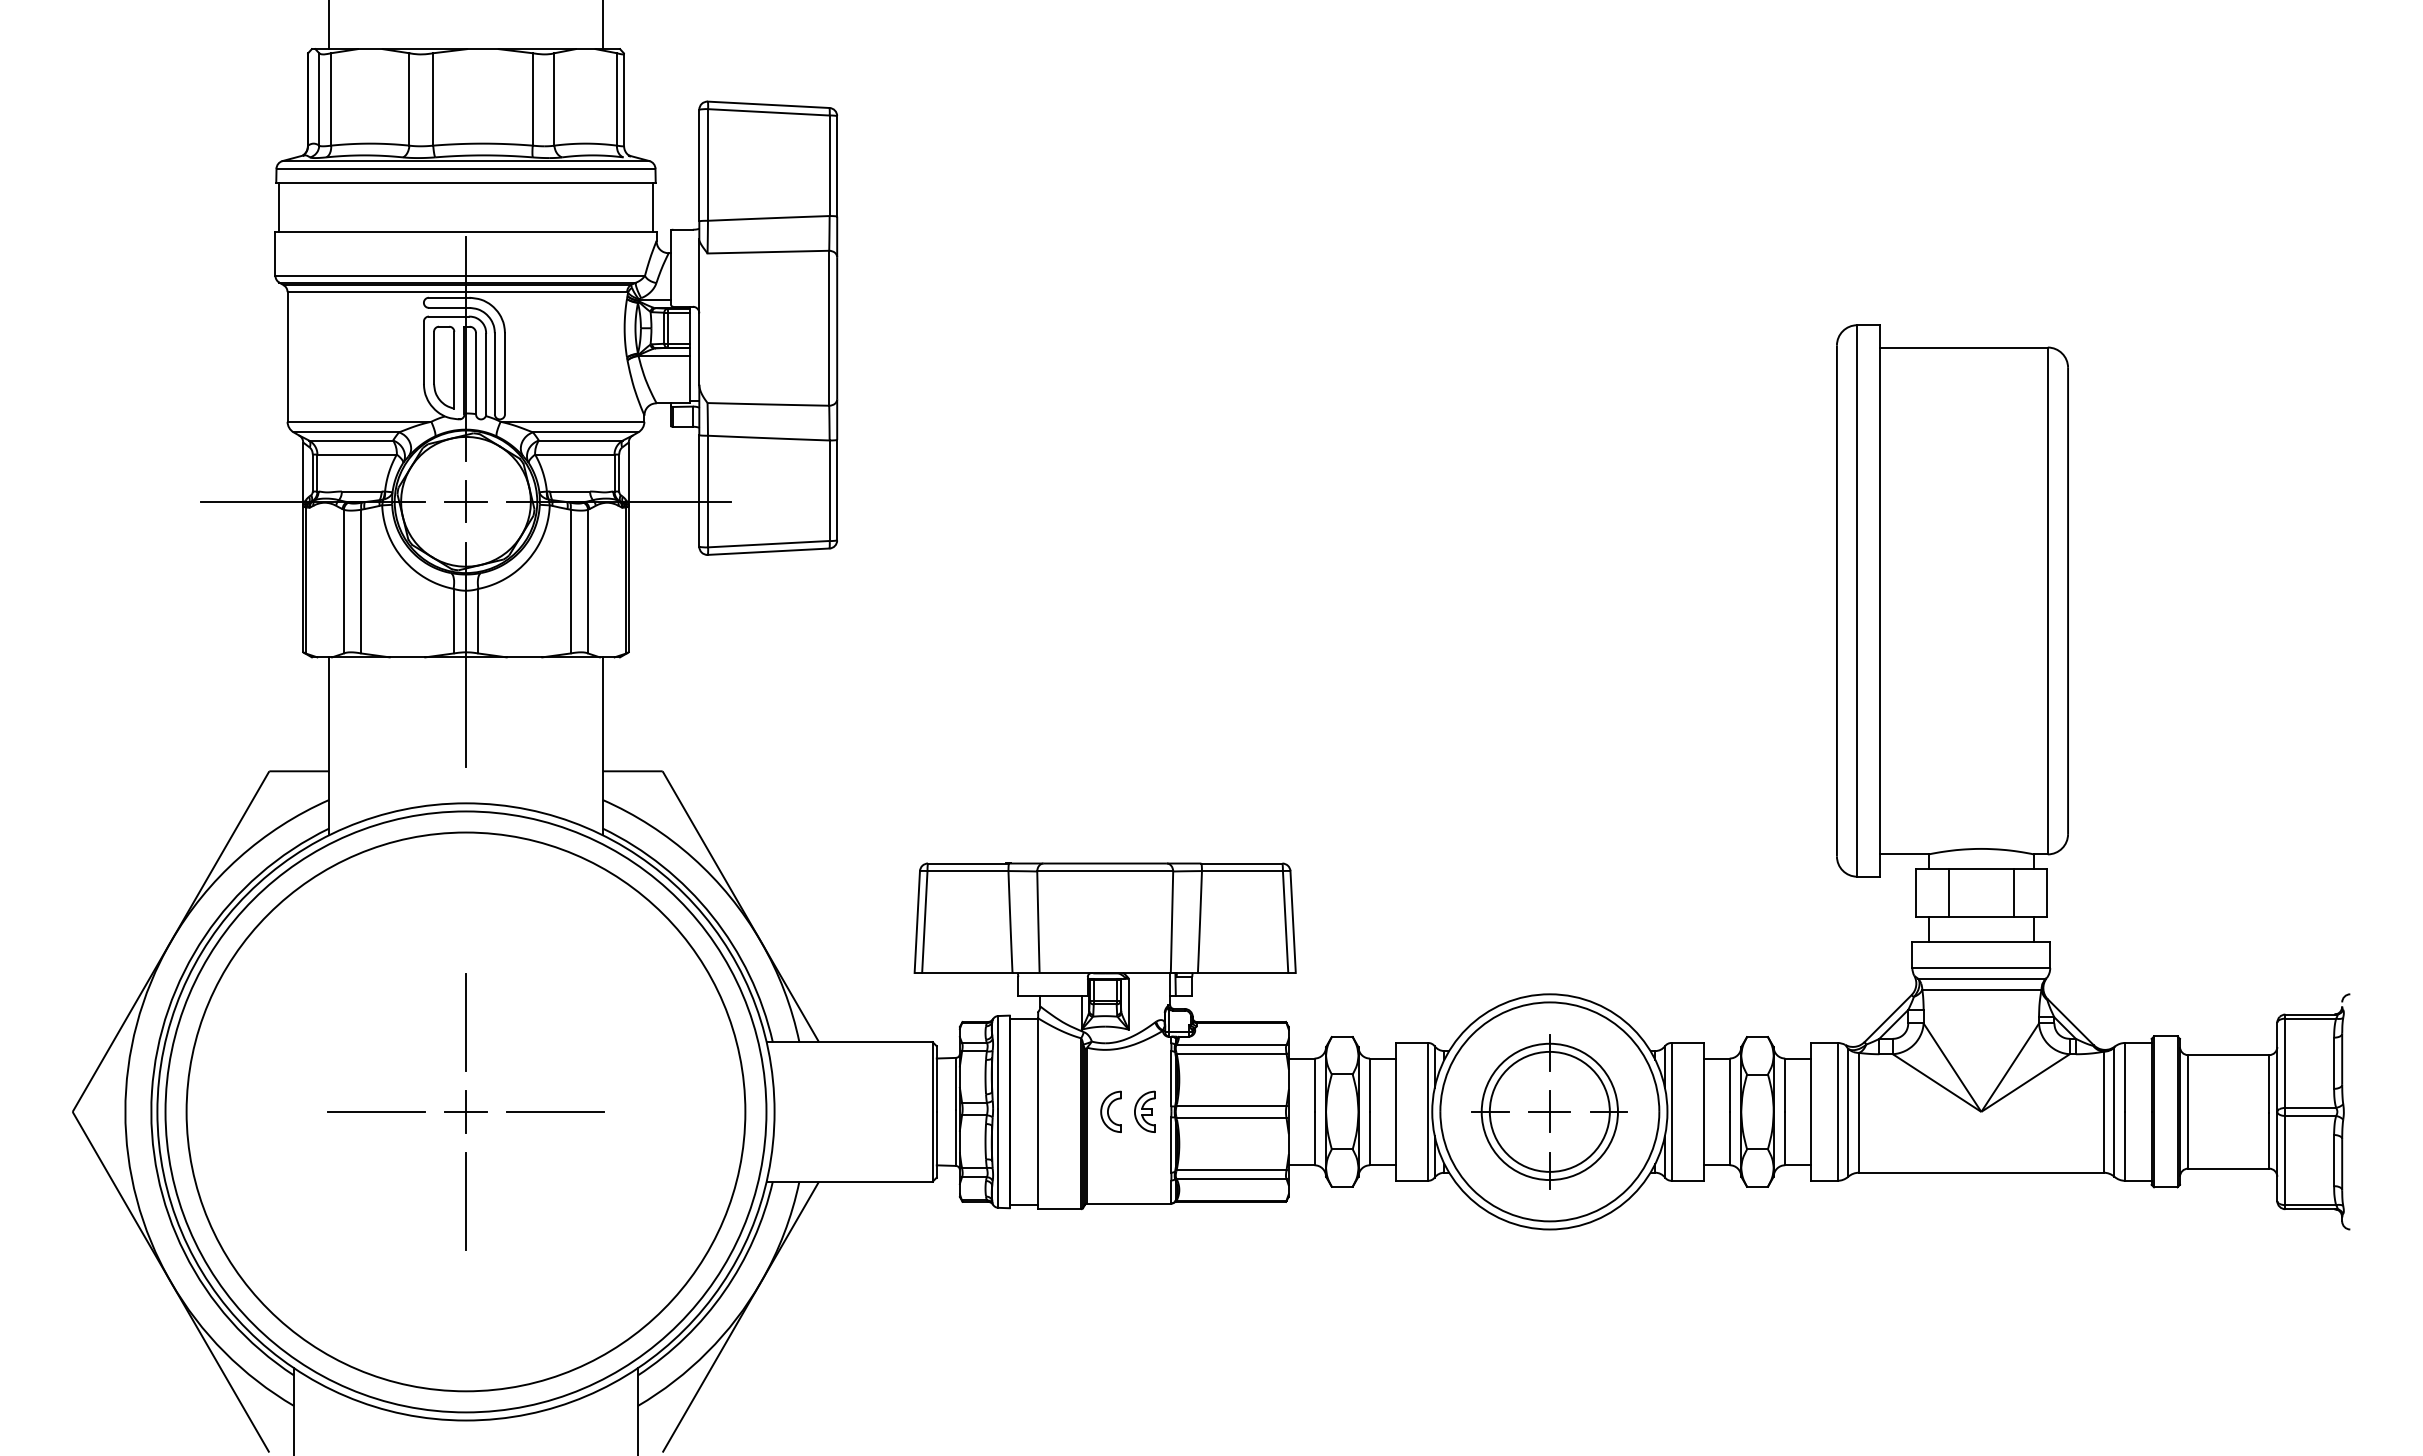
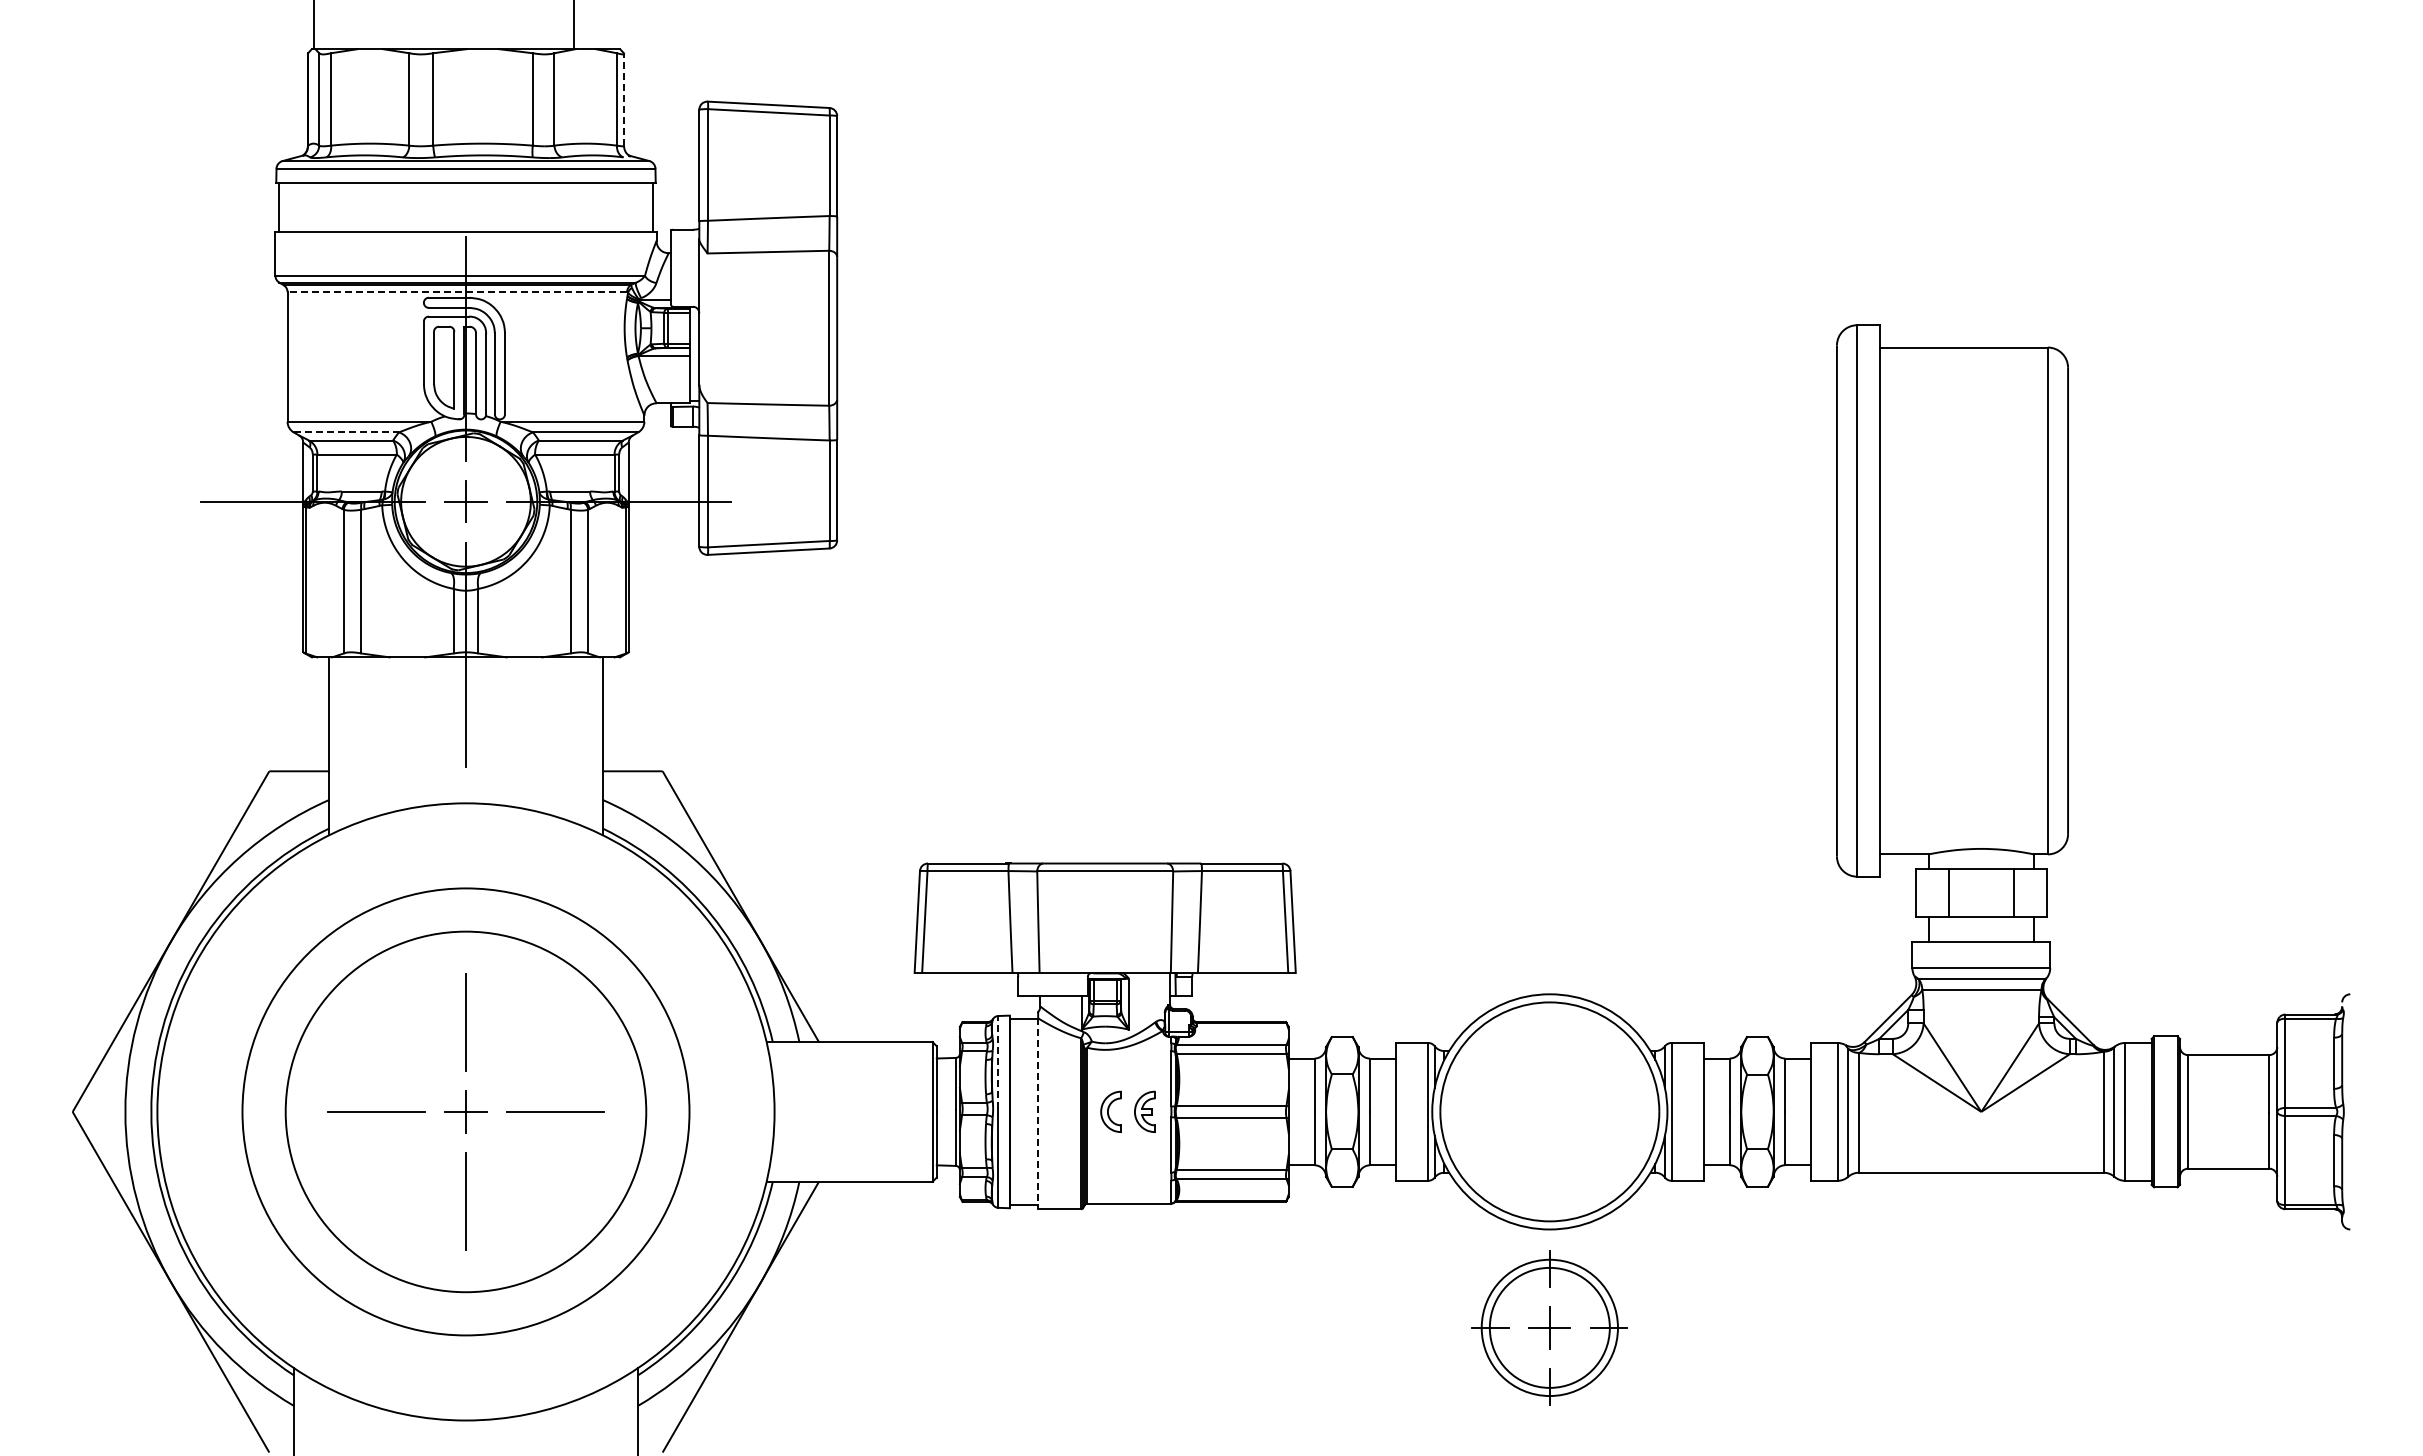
line position: (329, 25) -> (314, 25) (314, 25)
line position: (602, 25) -> (573, 25) (573, 25)
line: solid -> dashed (624, 99)
line: solid -> dashed (457, 292)
line: solid -> dashed (346, 432)
line: solid -> dashed (998, 1061)
circle diameter: 559 px -> 447 px (465, 1111)
circle diameter: 601 px -> 361 px (465, 1111)
part position: (1549, 1111) -> (1549, 1327) (1549, 1327)
line: solid -> dashed (1038, 1114)
